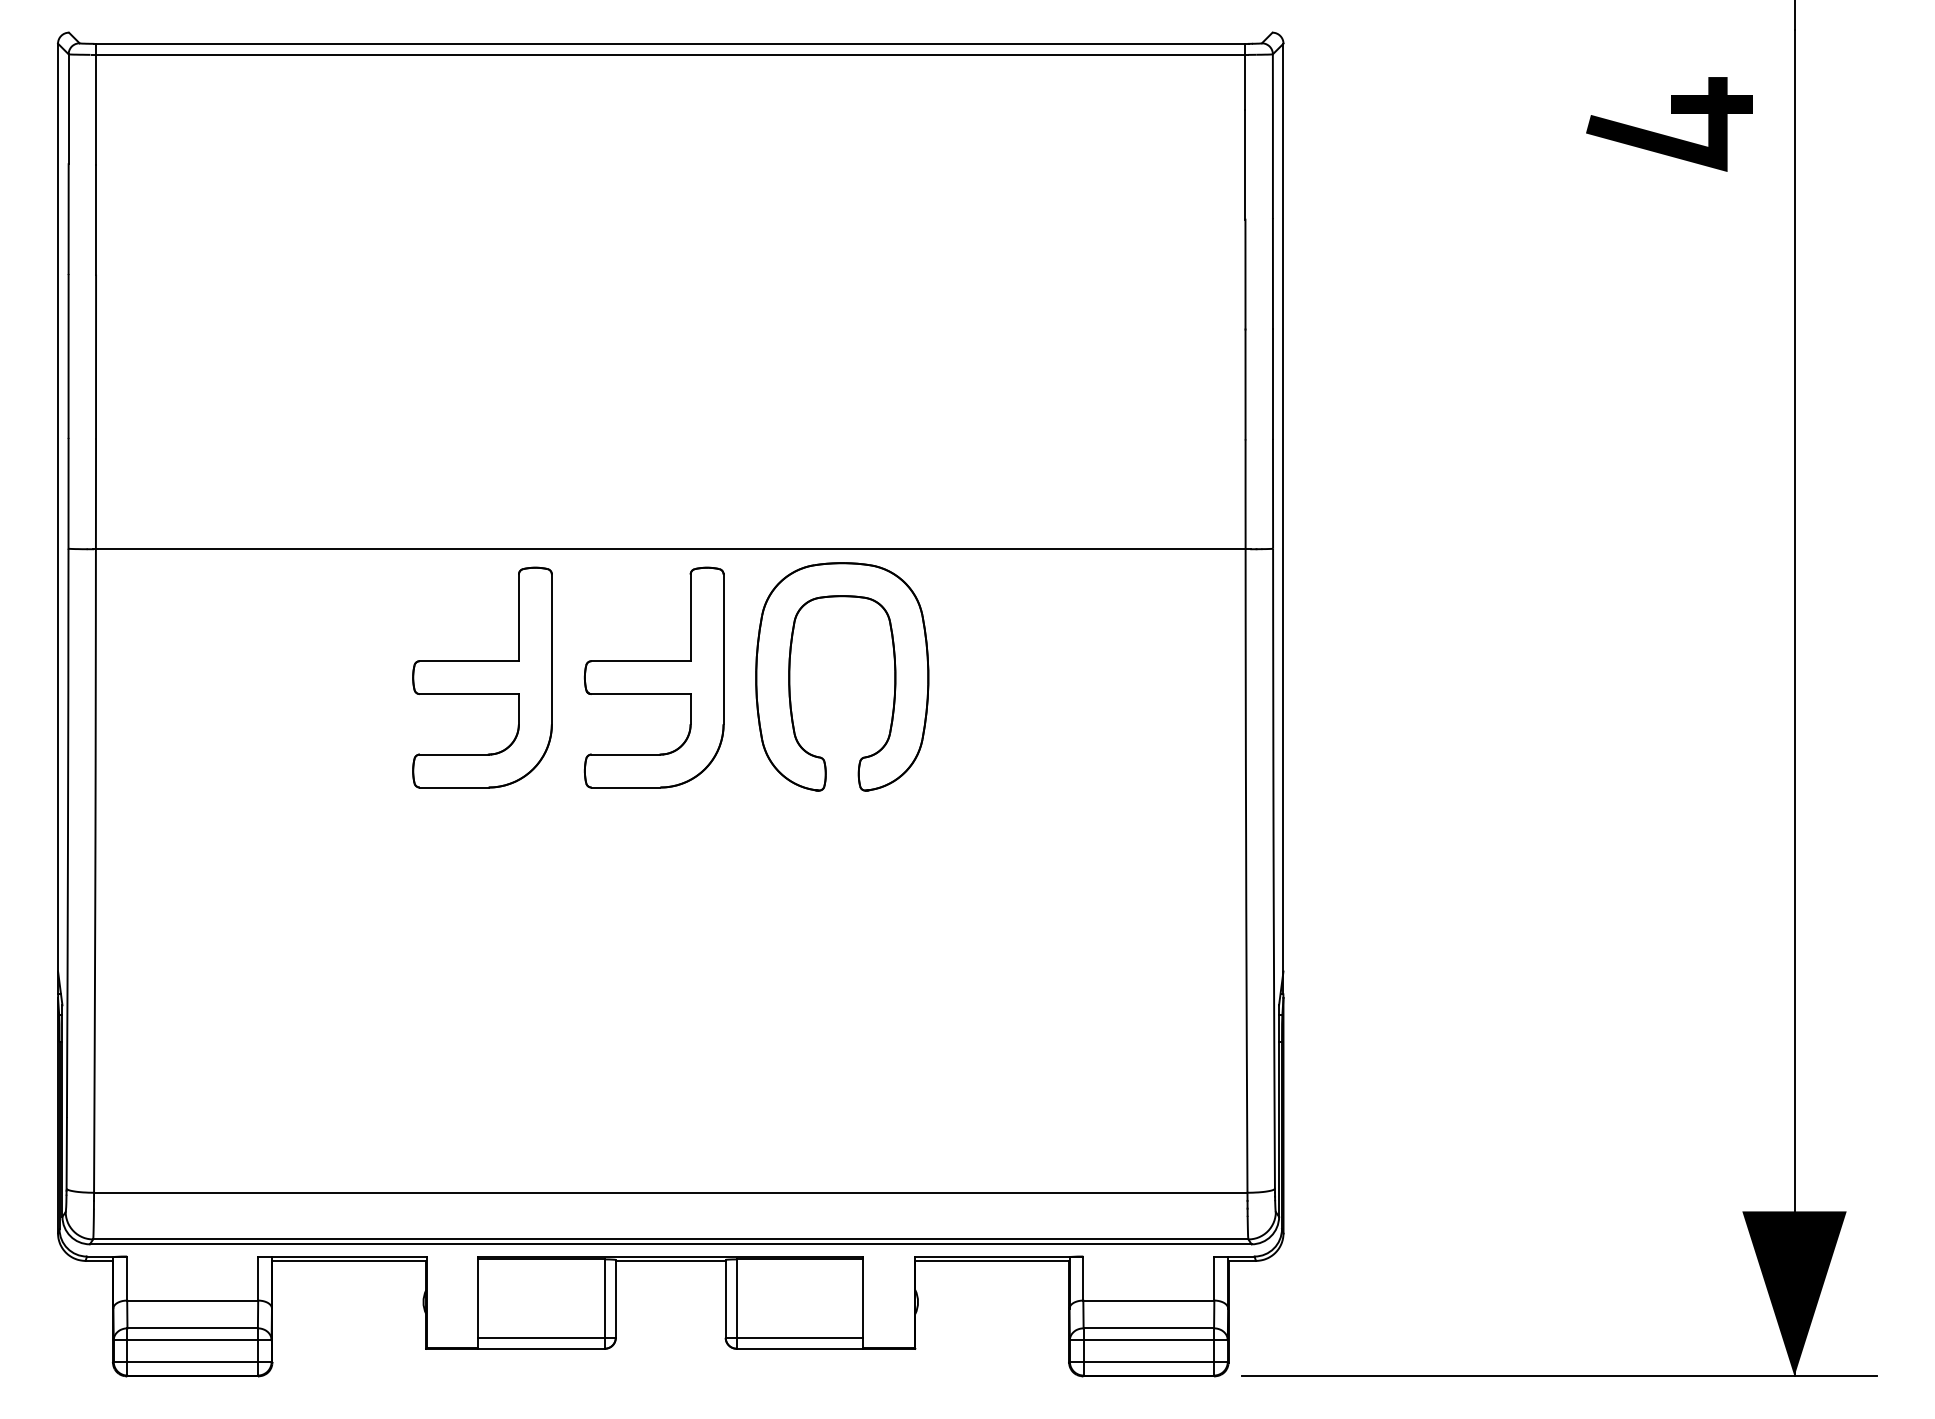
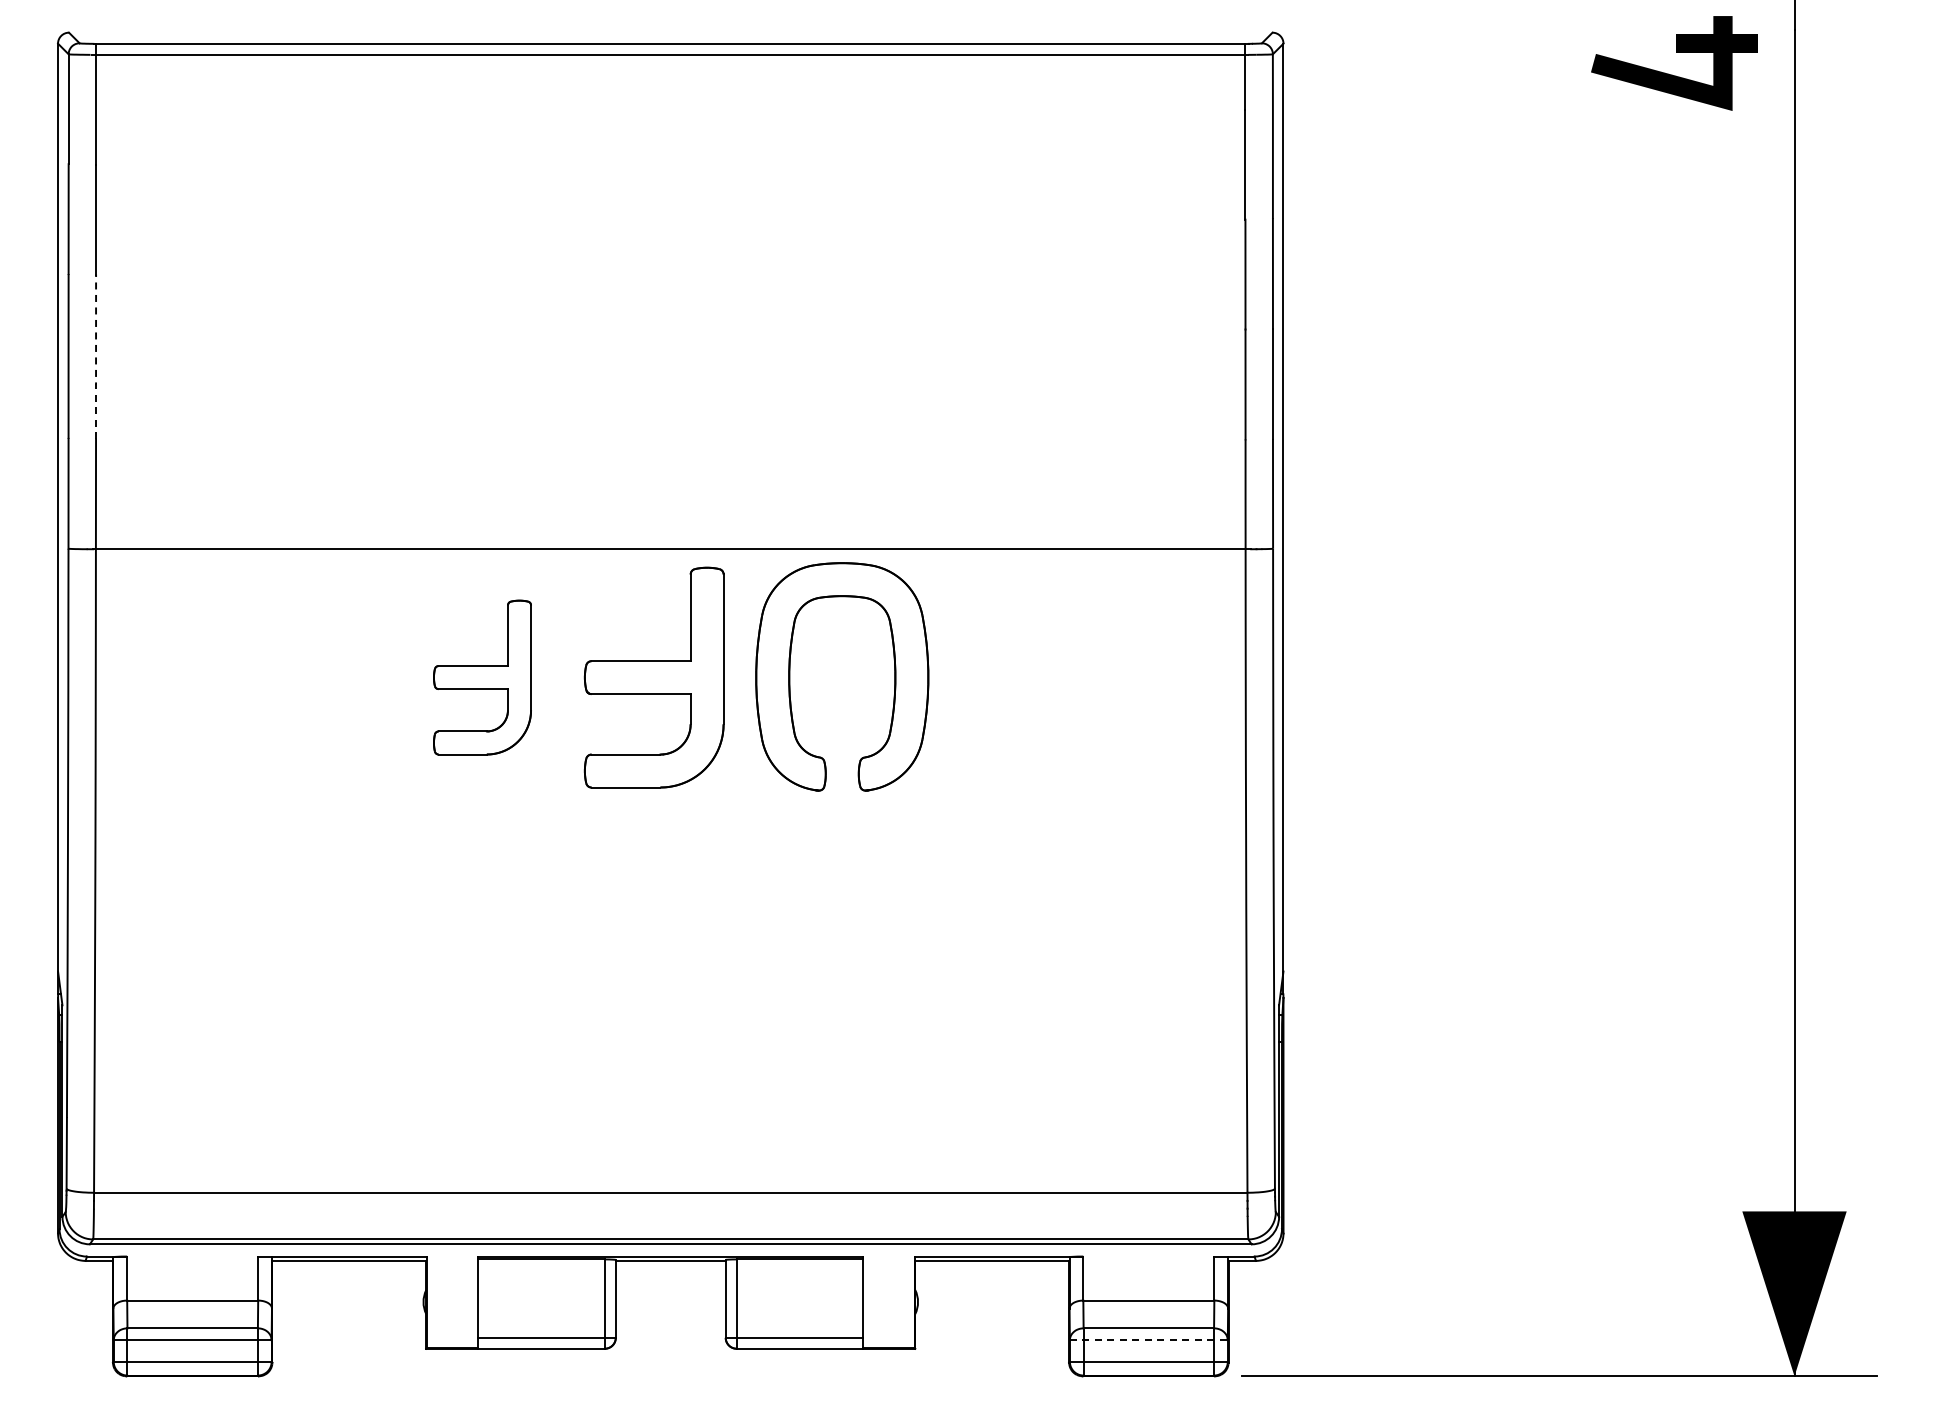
part position: (1671, 113) -> (1676, 52) (1676, 52)
line: solid -> dashed (96, 357)
part size: 141x223 px -> 99x157 px (482, 677)
line: solid -> dashed (1148, 1340)
